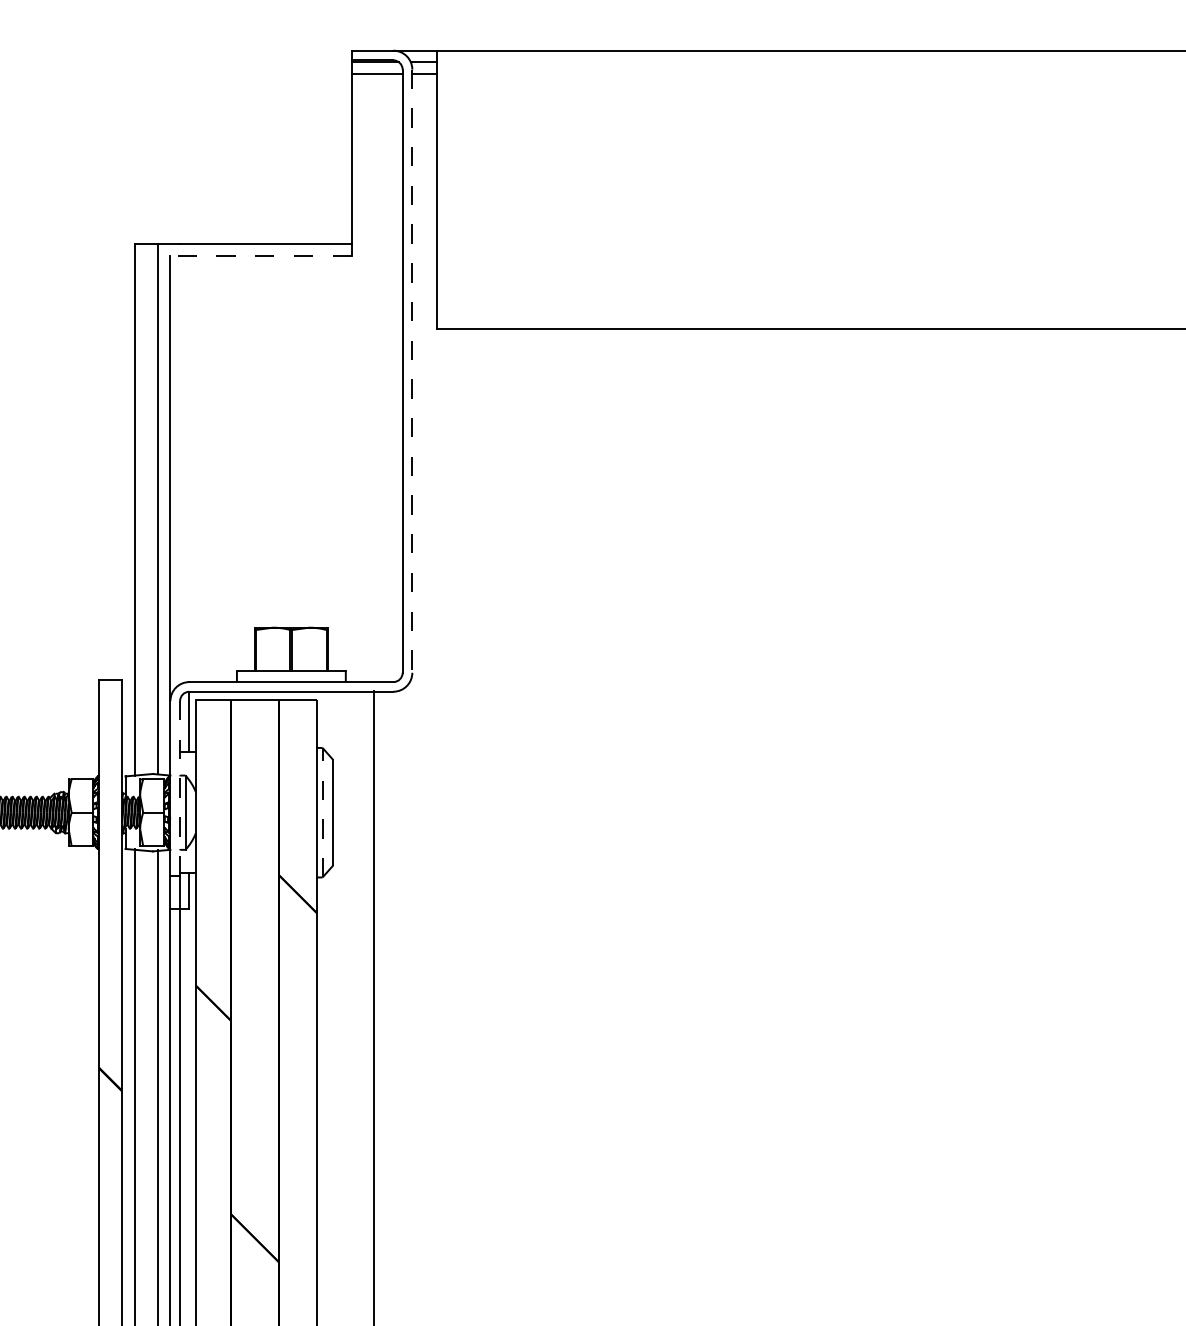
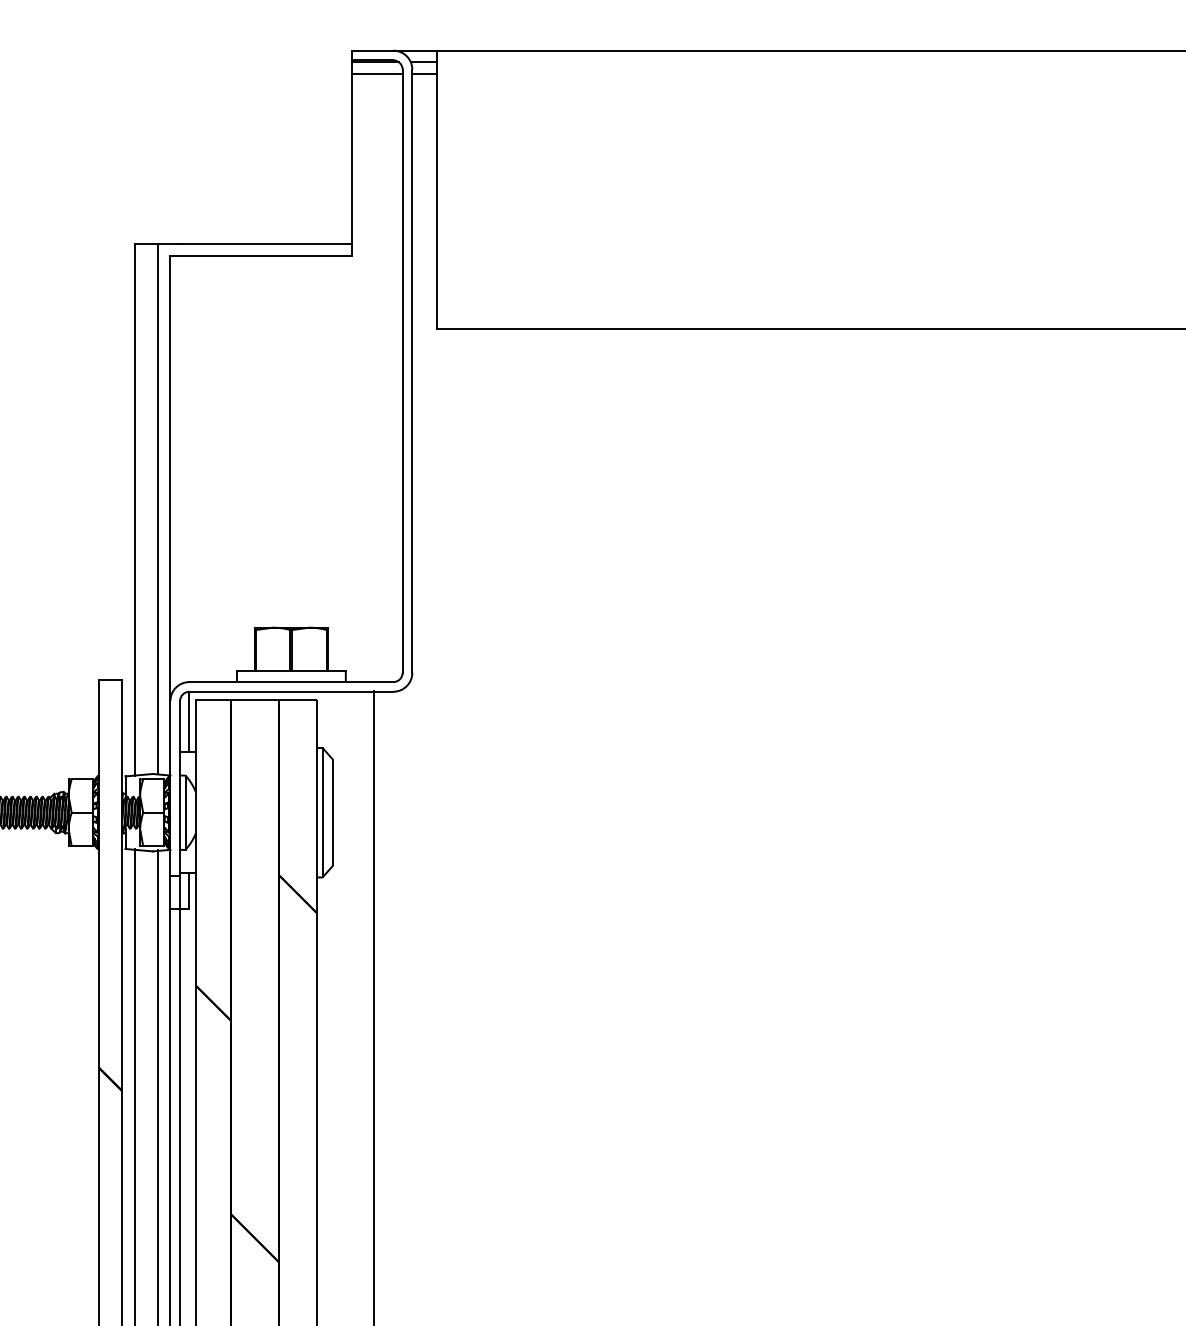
line: dashed -> solid (261, 255)
line: dashed -> solid (412, 371)
line: dashed -> solid (180, 788)
line: dashed -> solid (322, 812)
